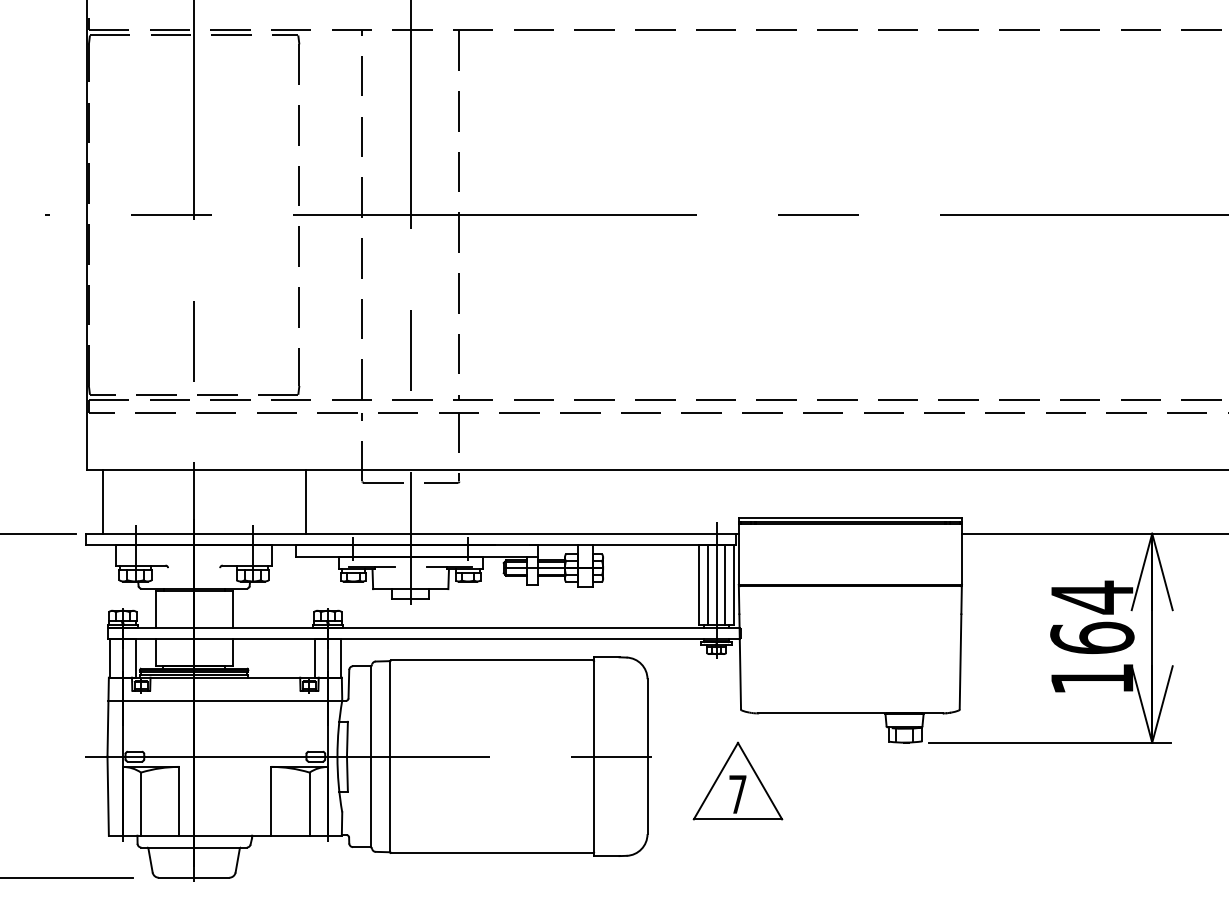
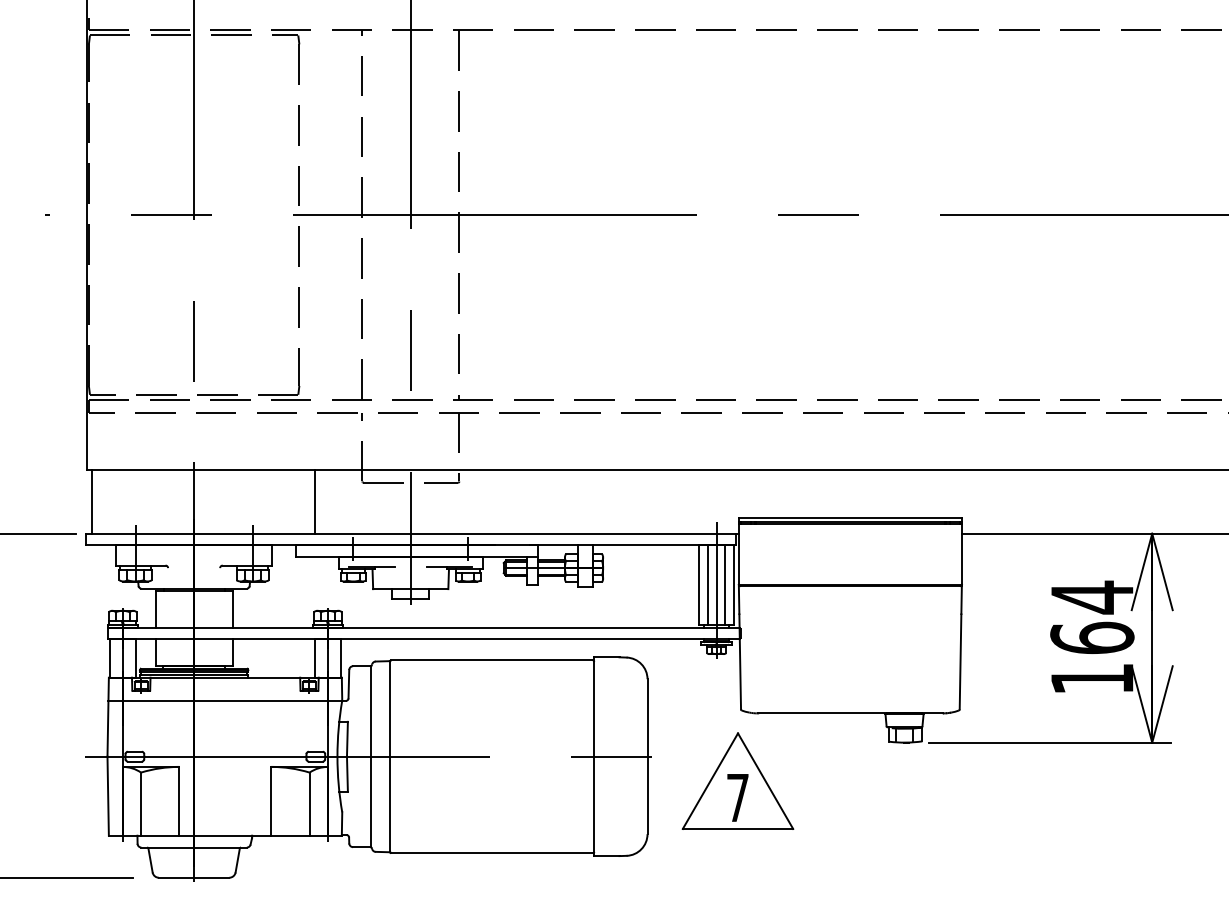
line position: (103, 501) -> (92, 501) (92, 501)
line position: (306, 501) -> (315, 501) (315, 501)
part size: 92x80 px -> 114x98 px (737, 780)
